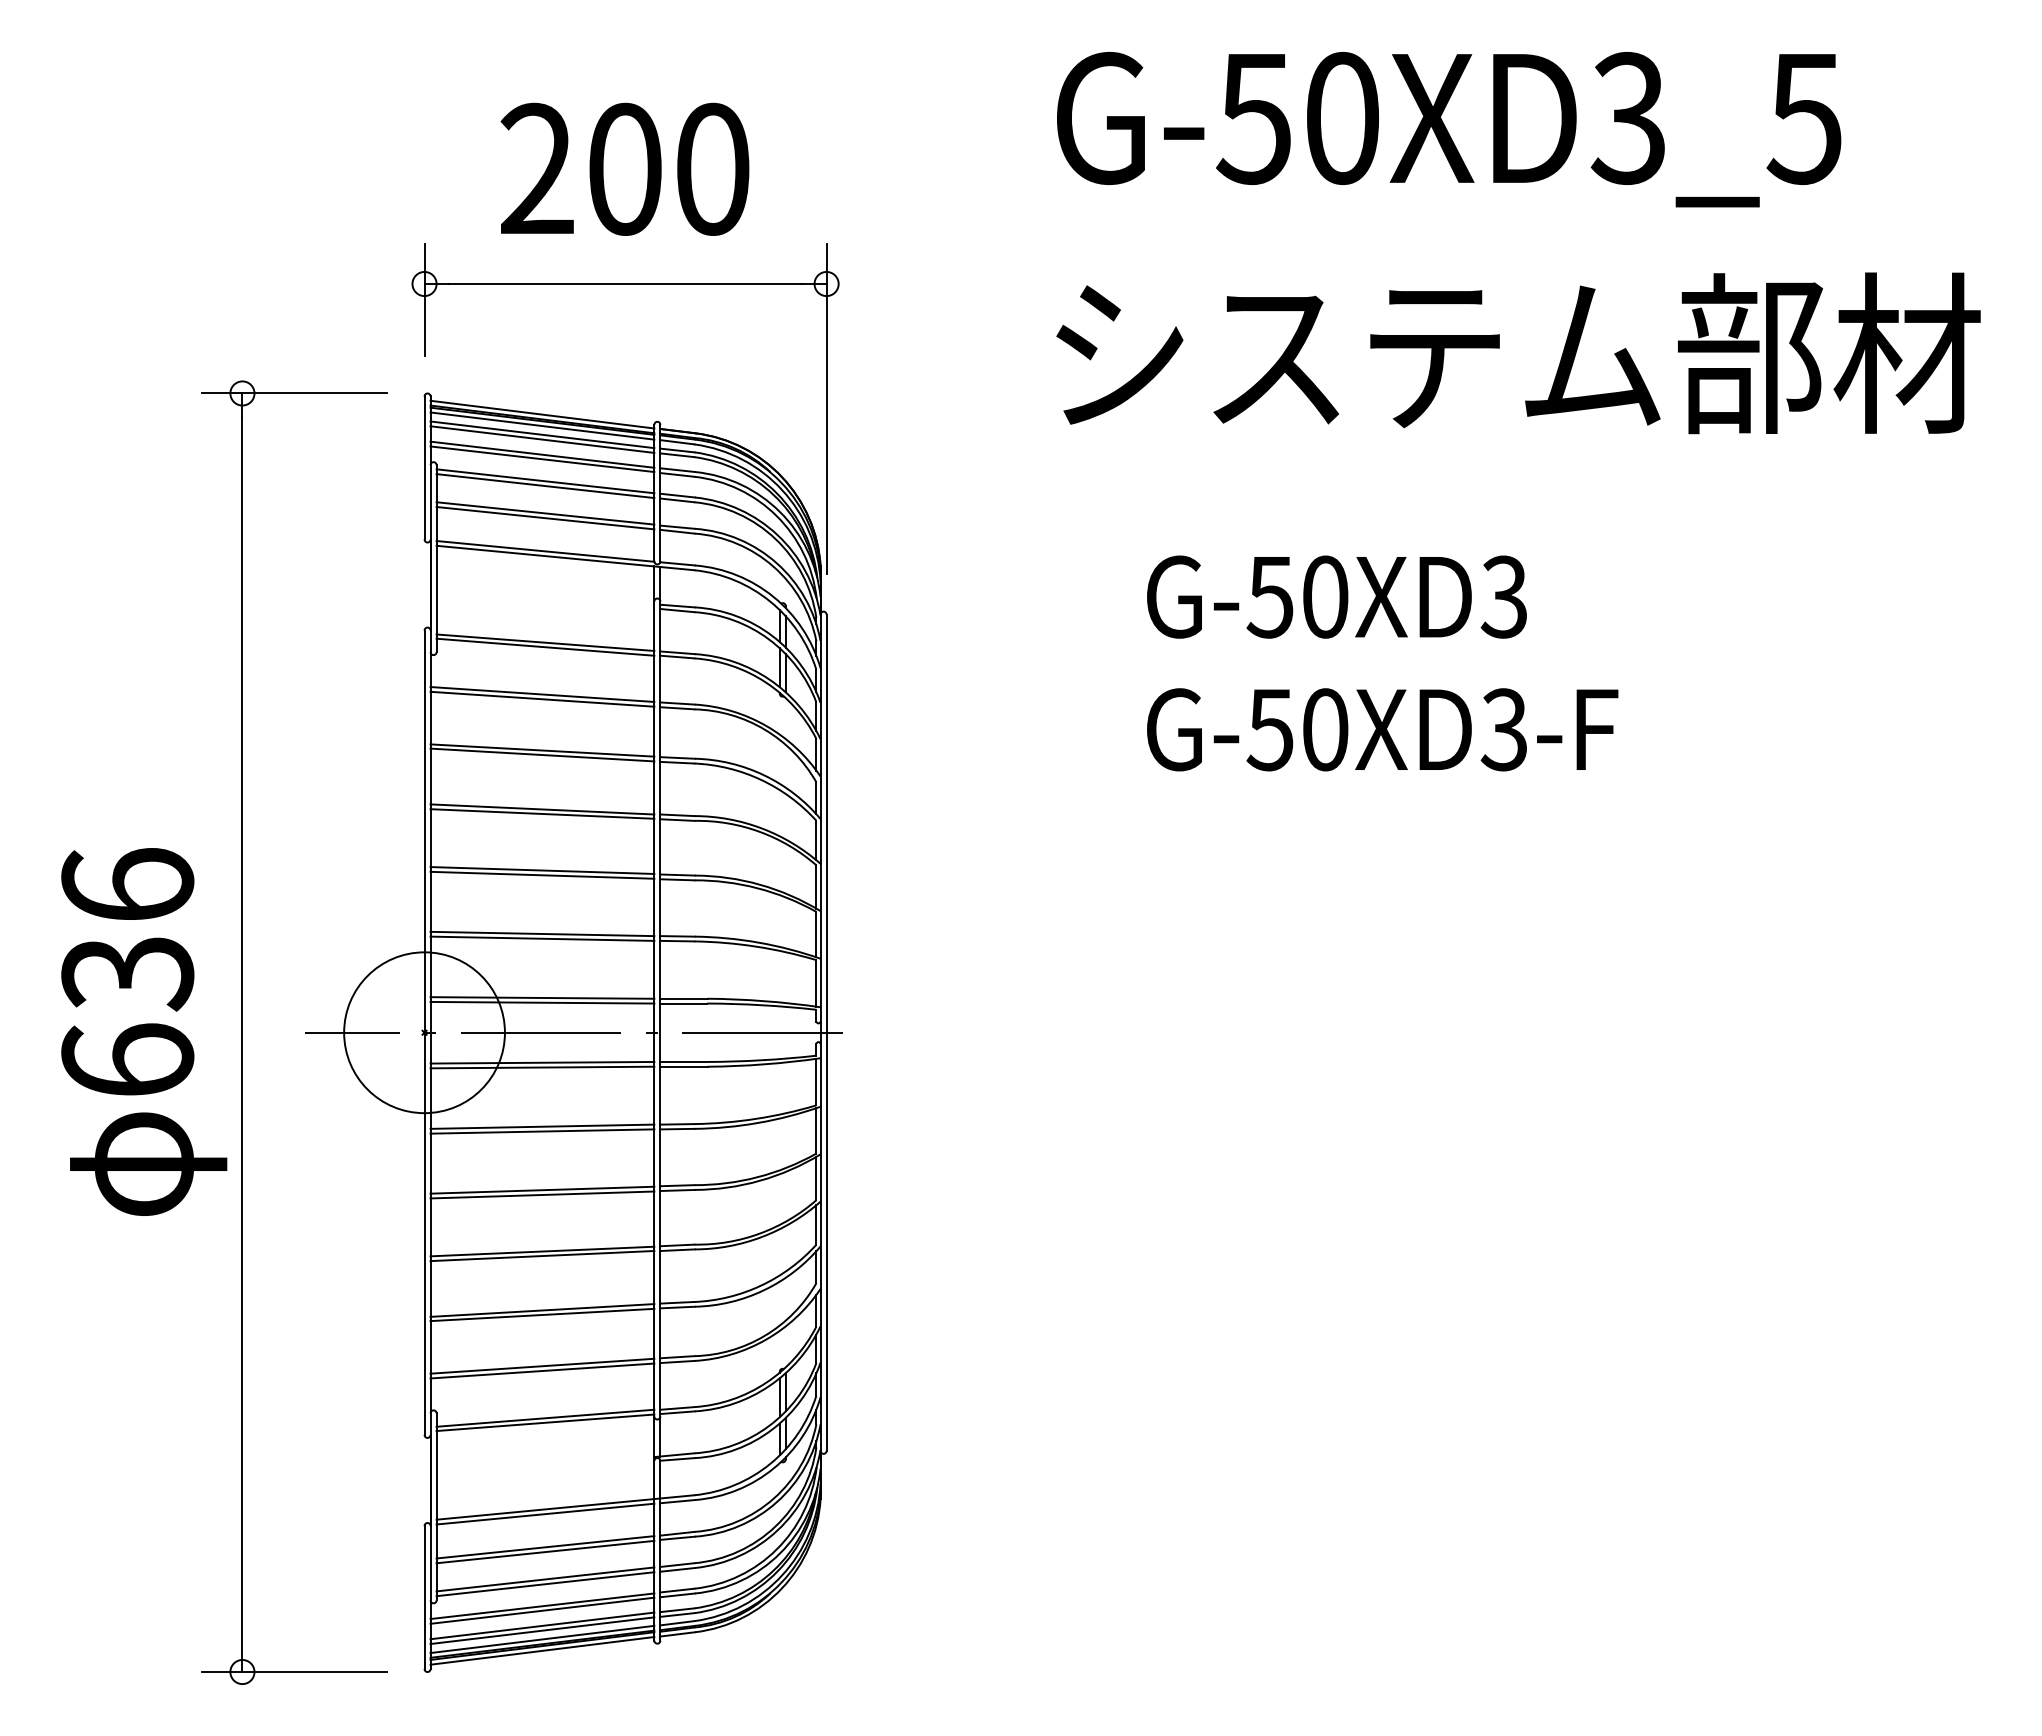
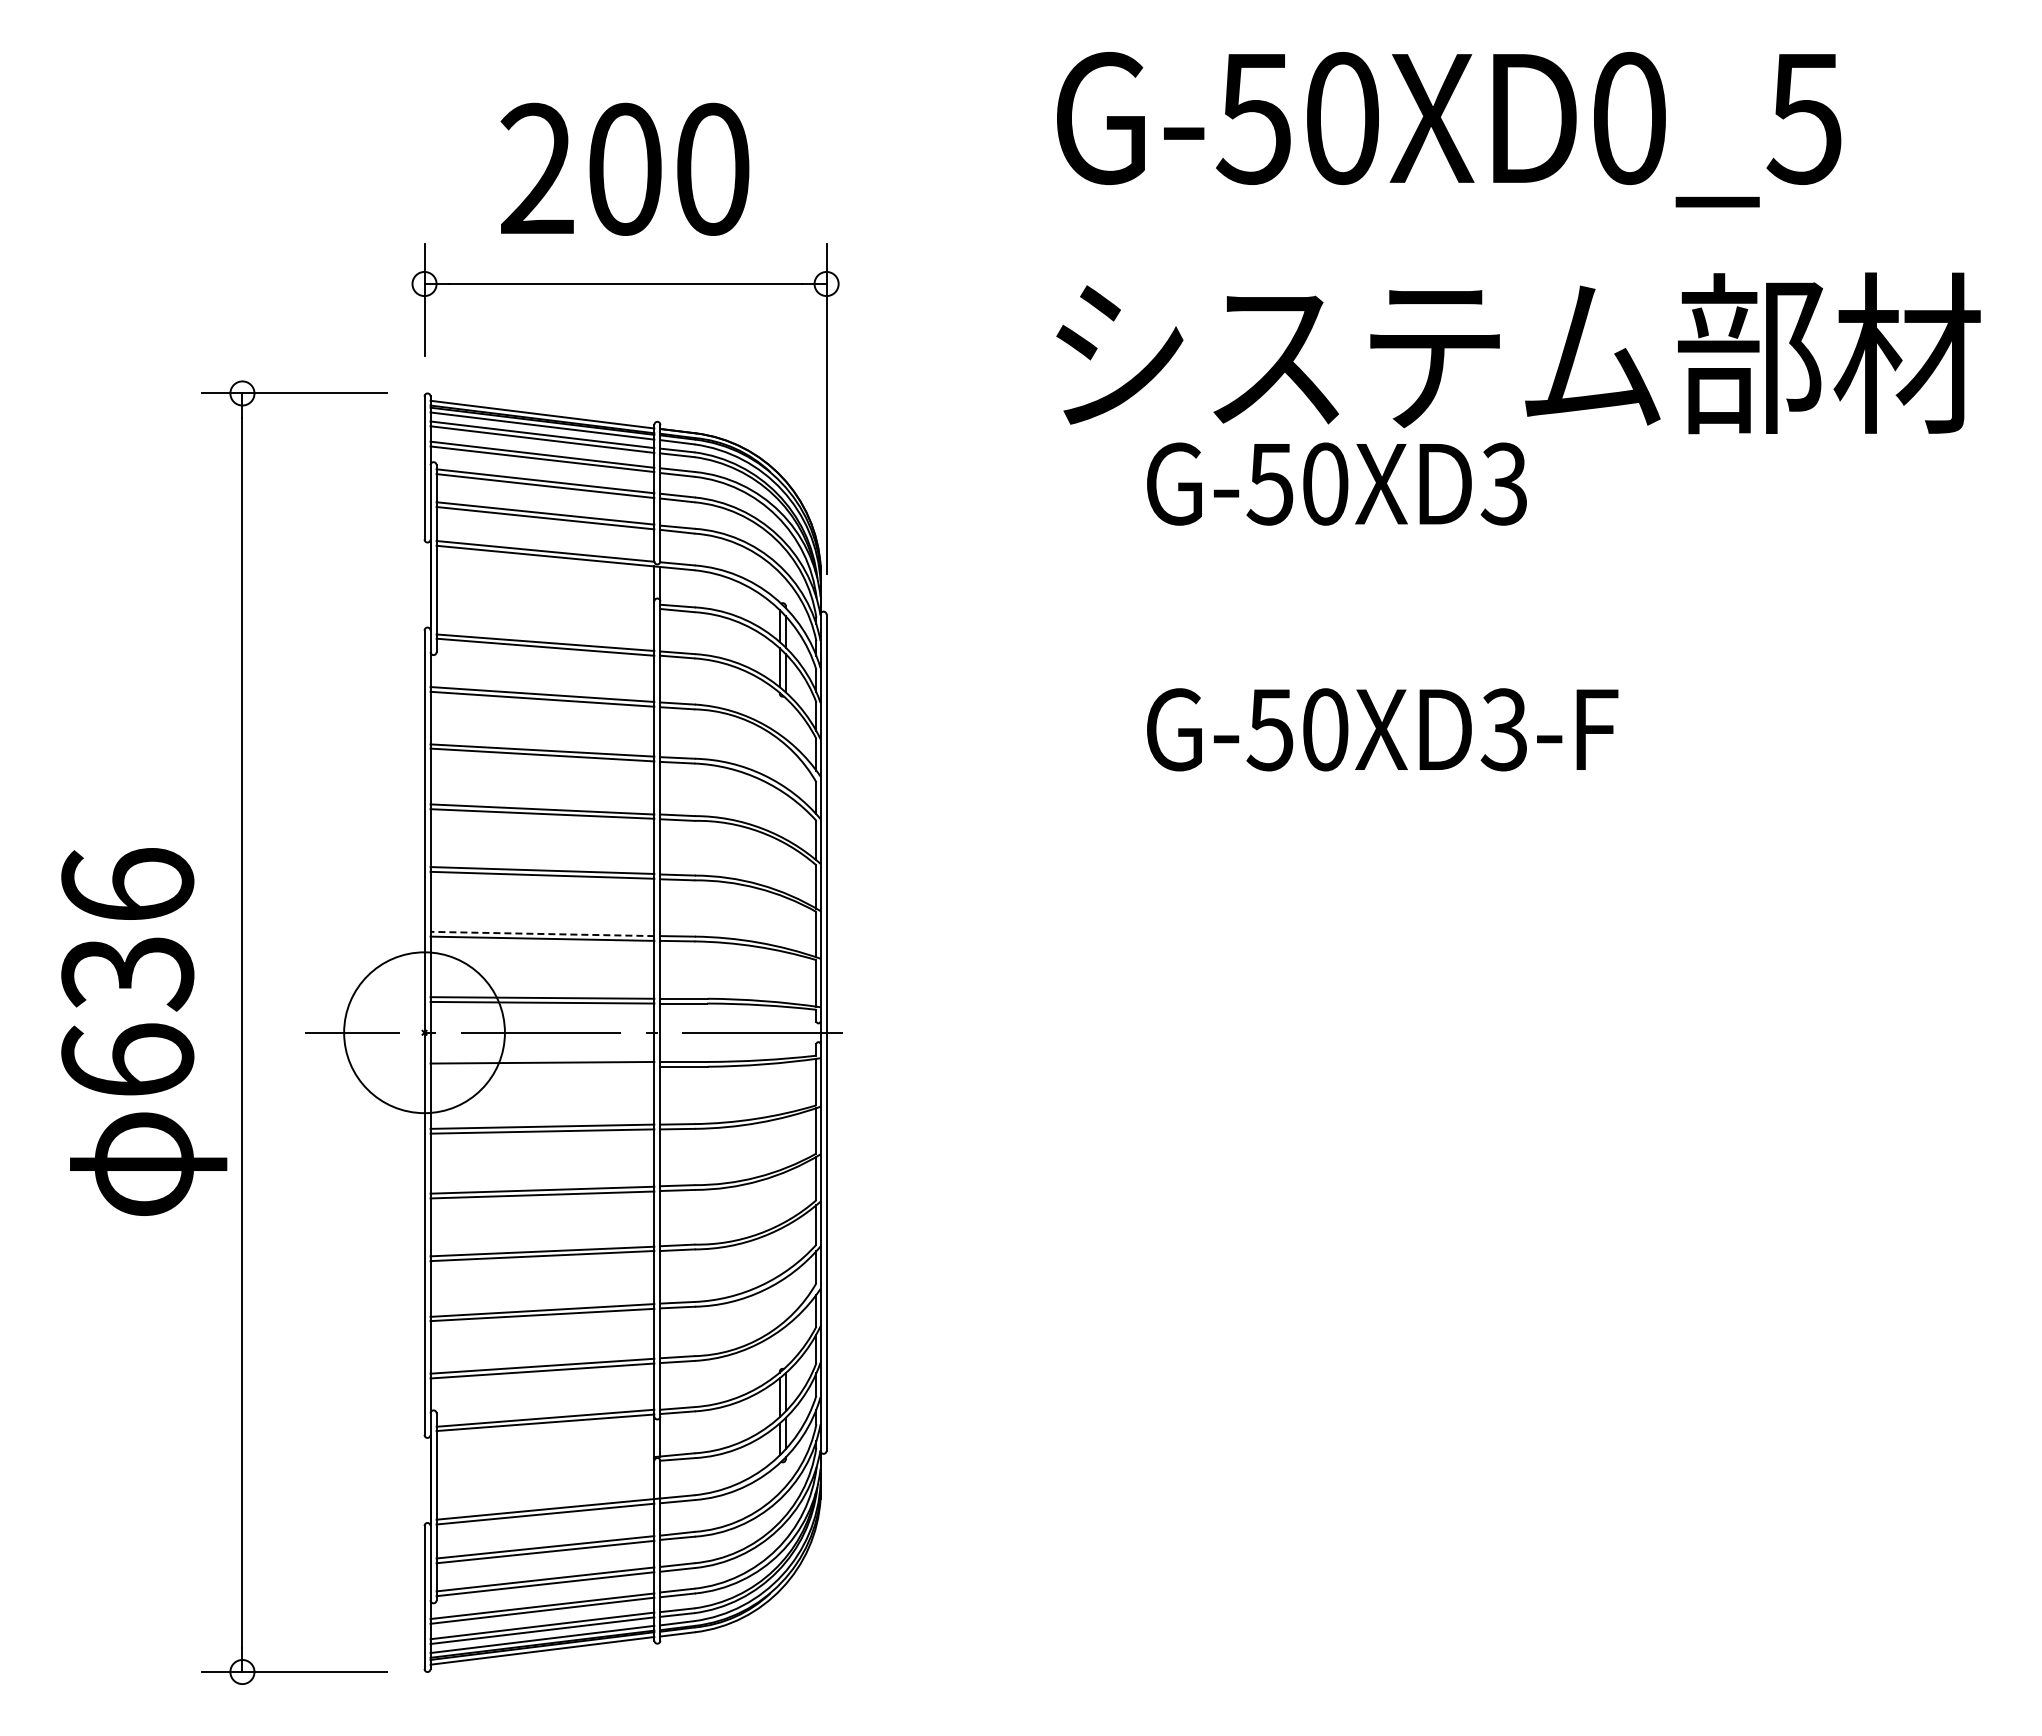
text: G-50XD3_5 -> G-50XD0_5 (1627, 117)
text position: (1336, 596) -> (1336, 483) (1336, 483)
line: solid -> dashed (542, 933)
line: present -> none (542, 1067)
